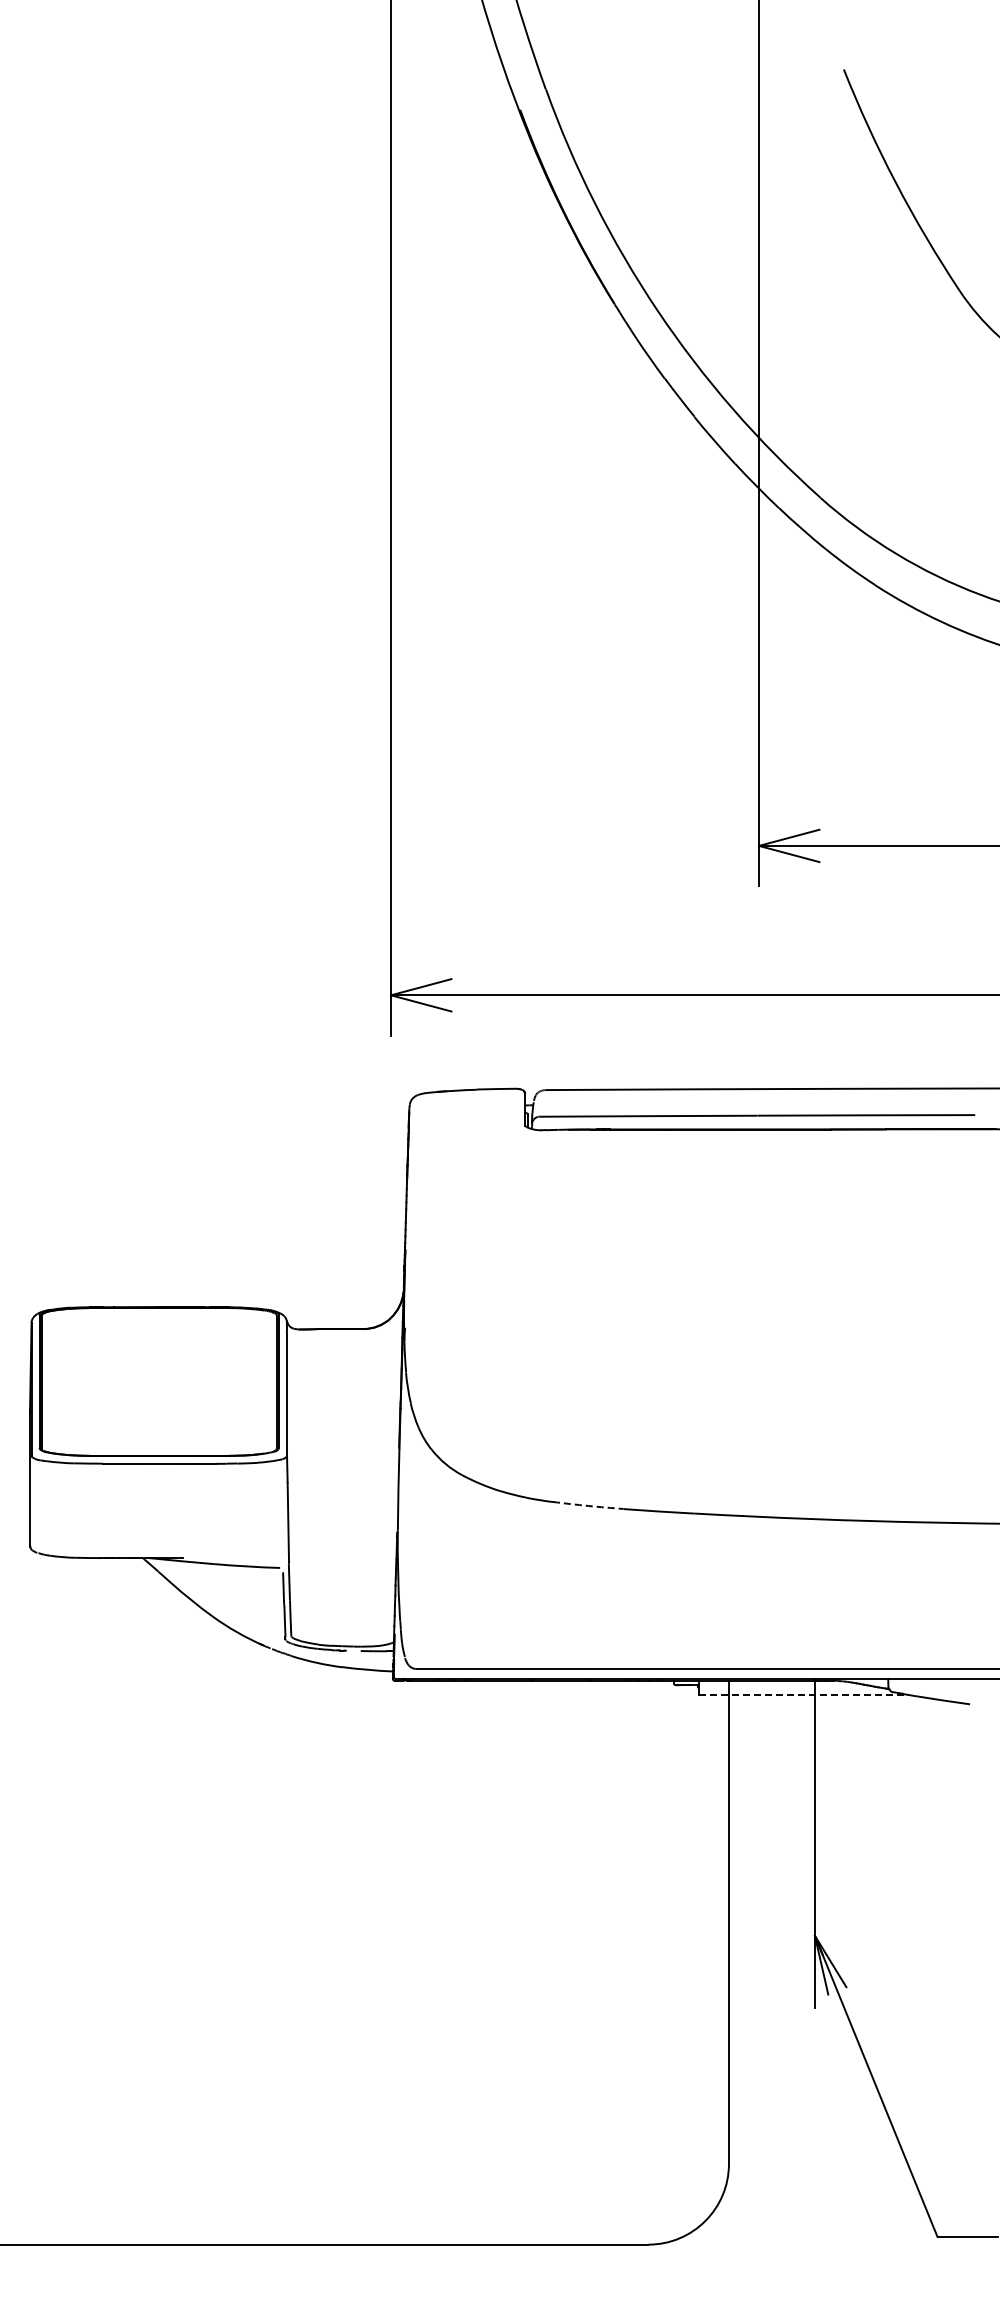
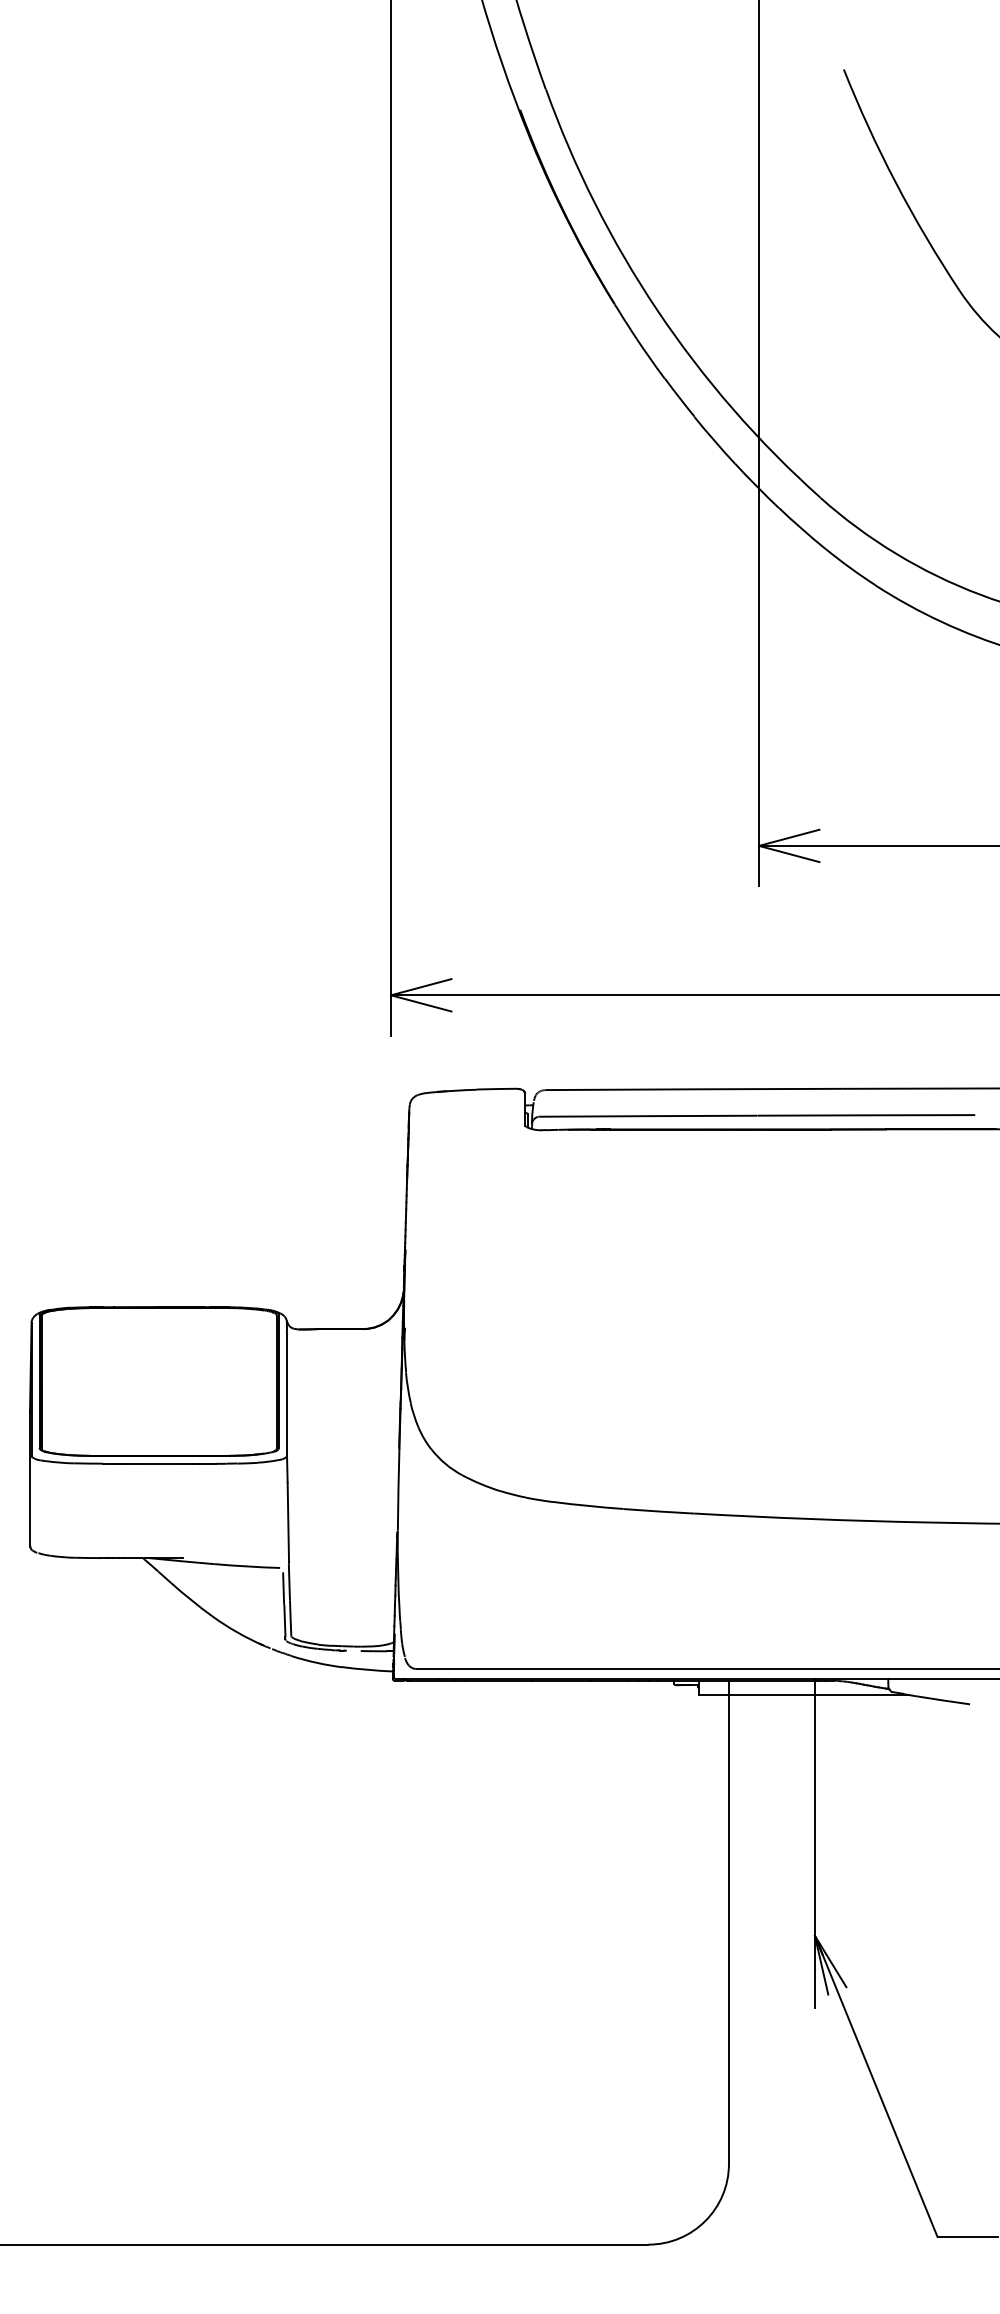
arc: dashed -> solid (588, 1505)
line: dashed -> solid (804, 1695)
